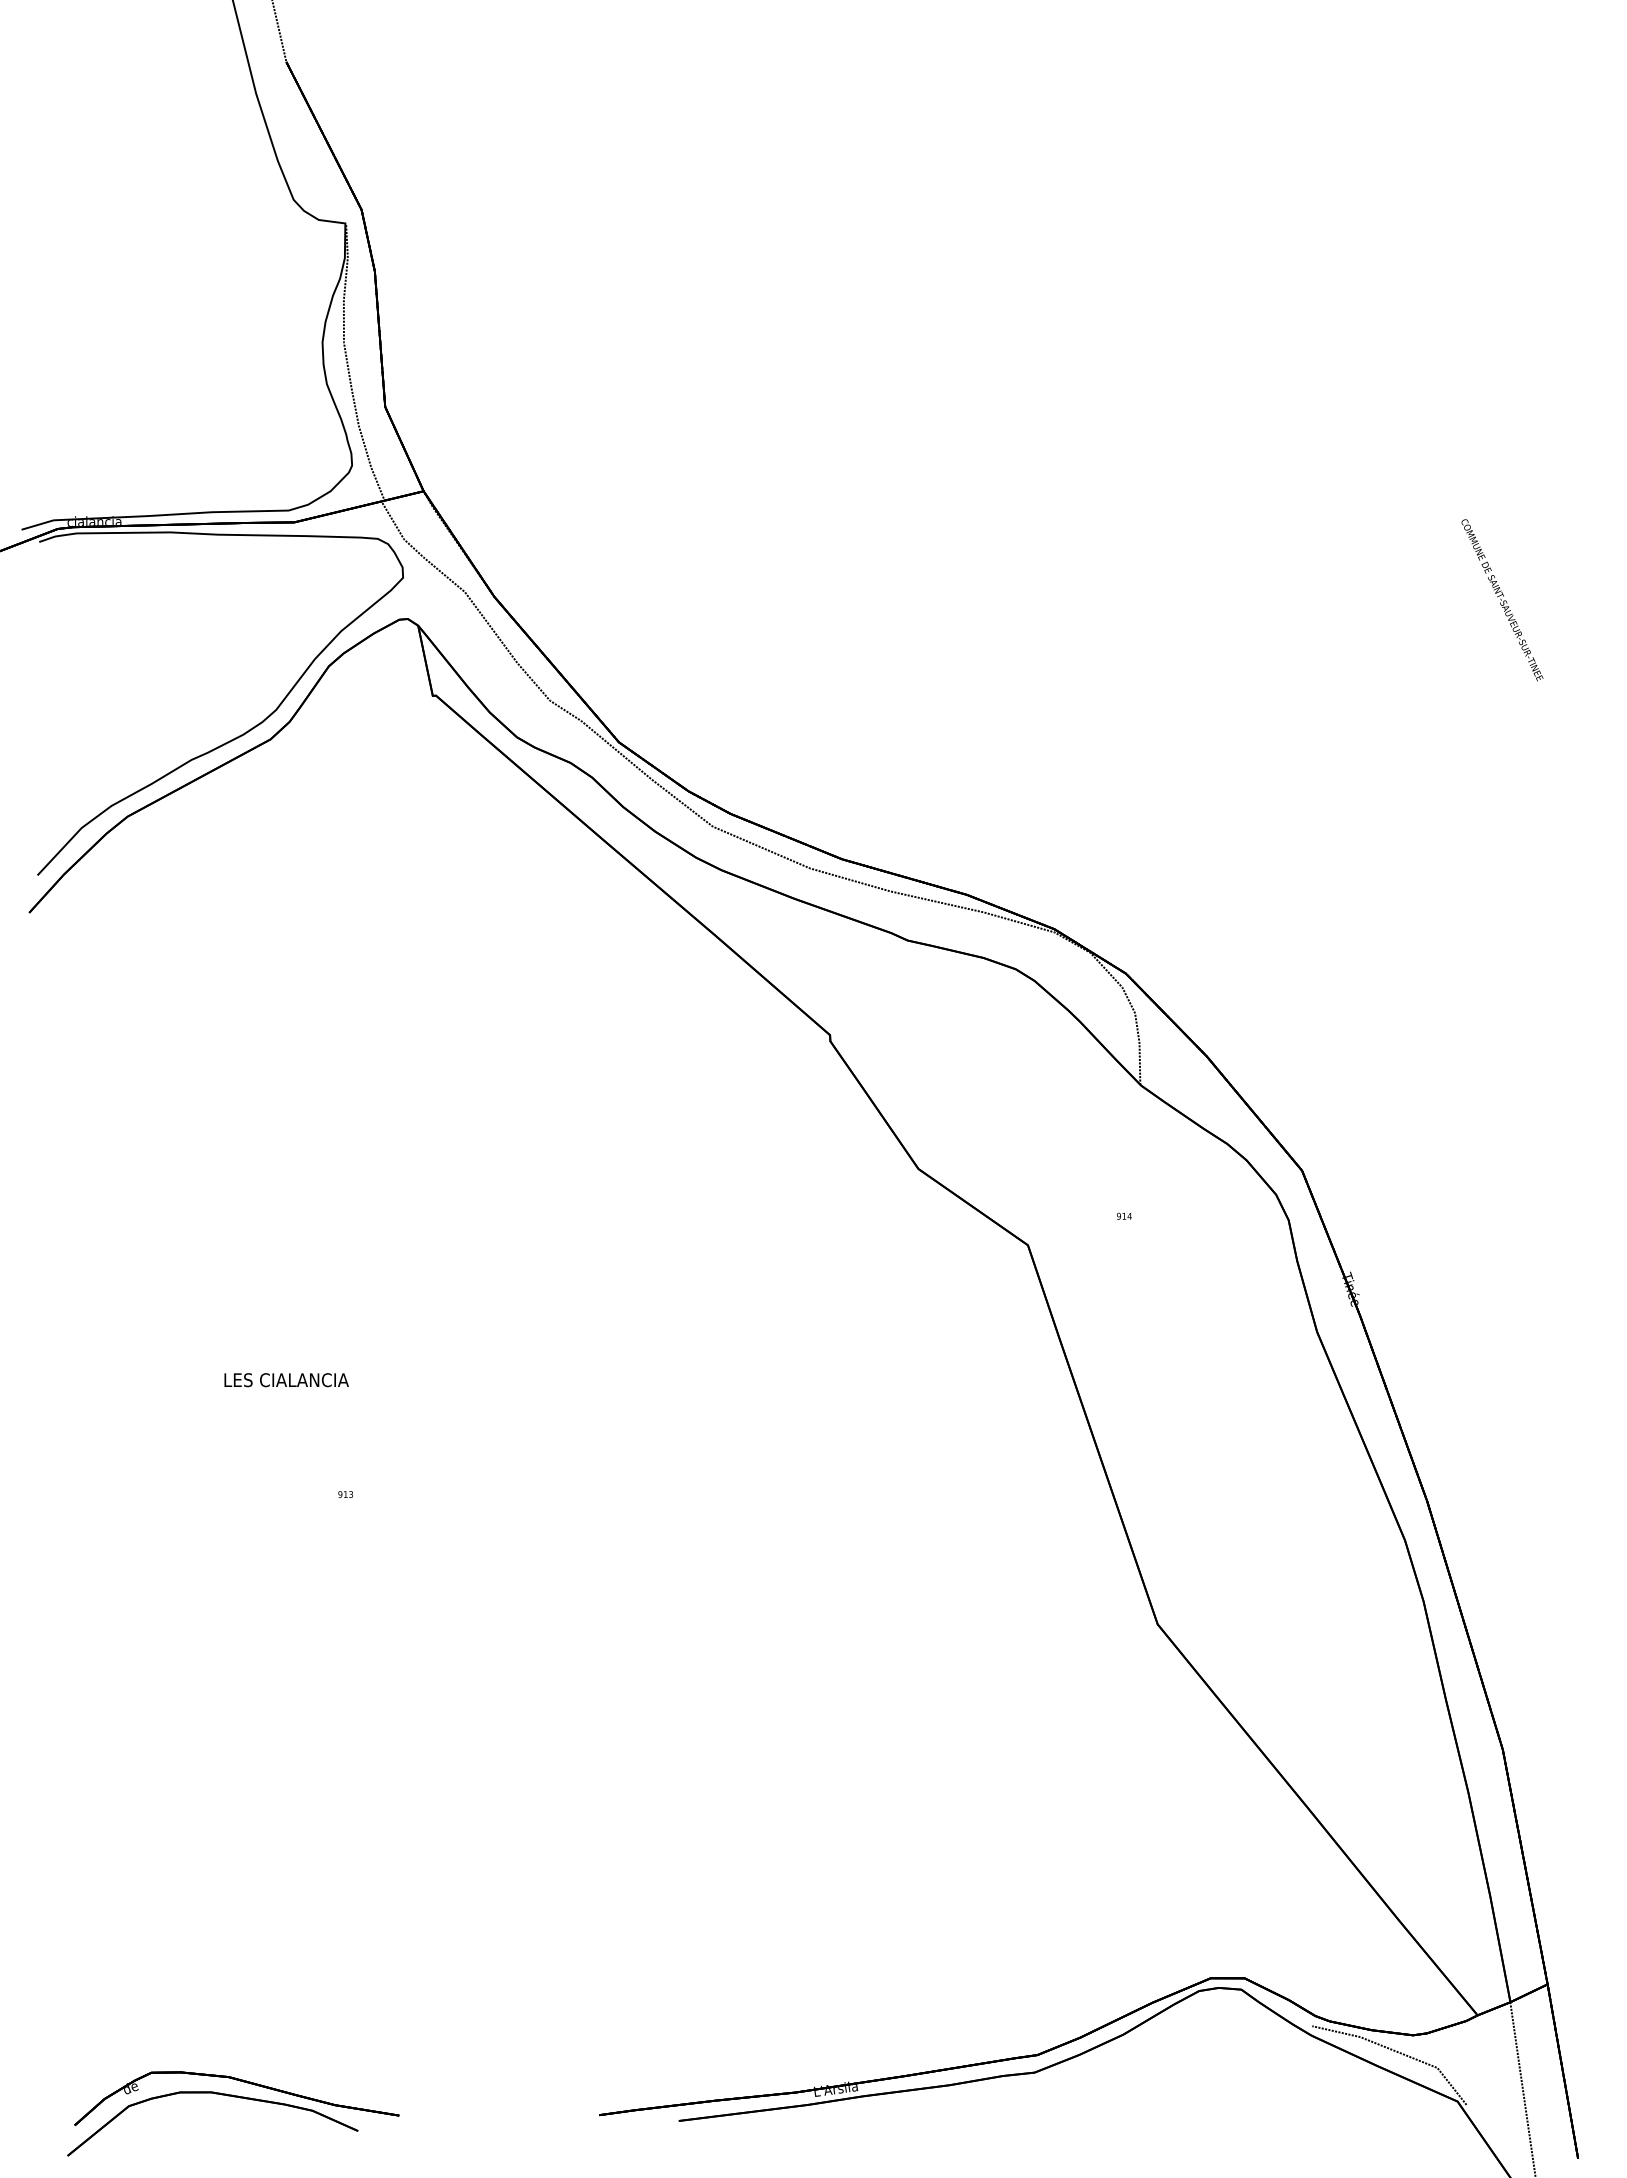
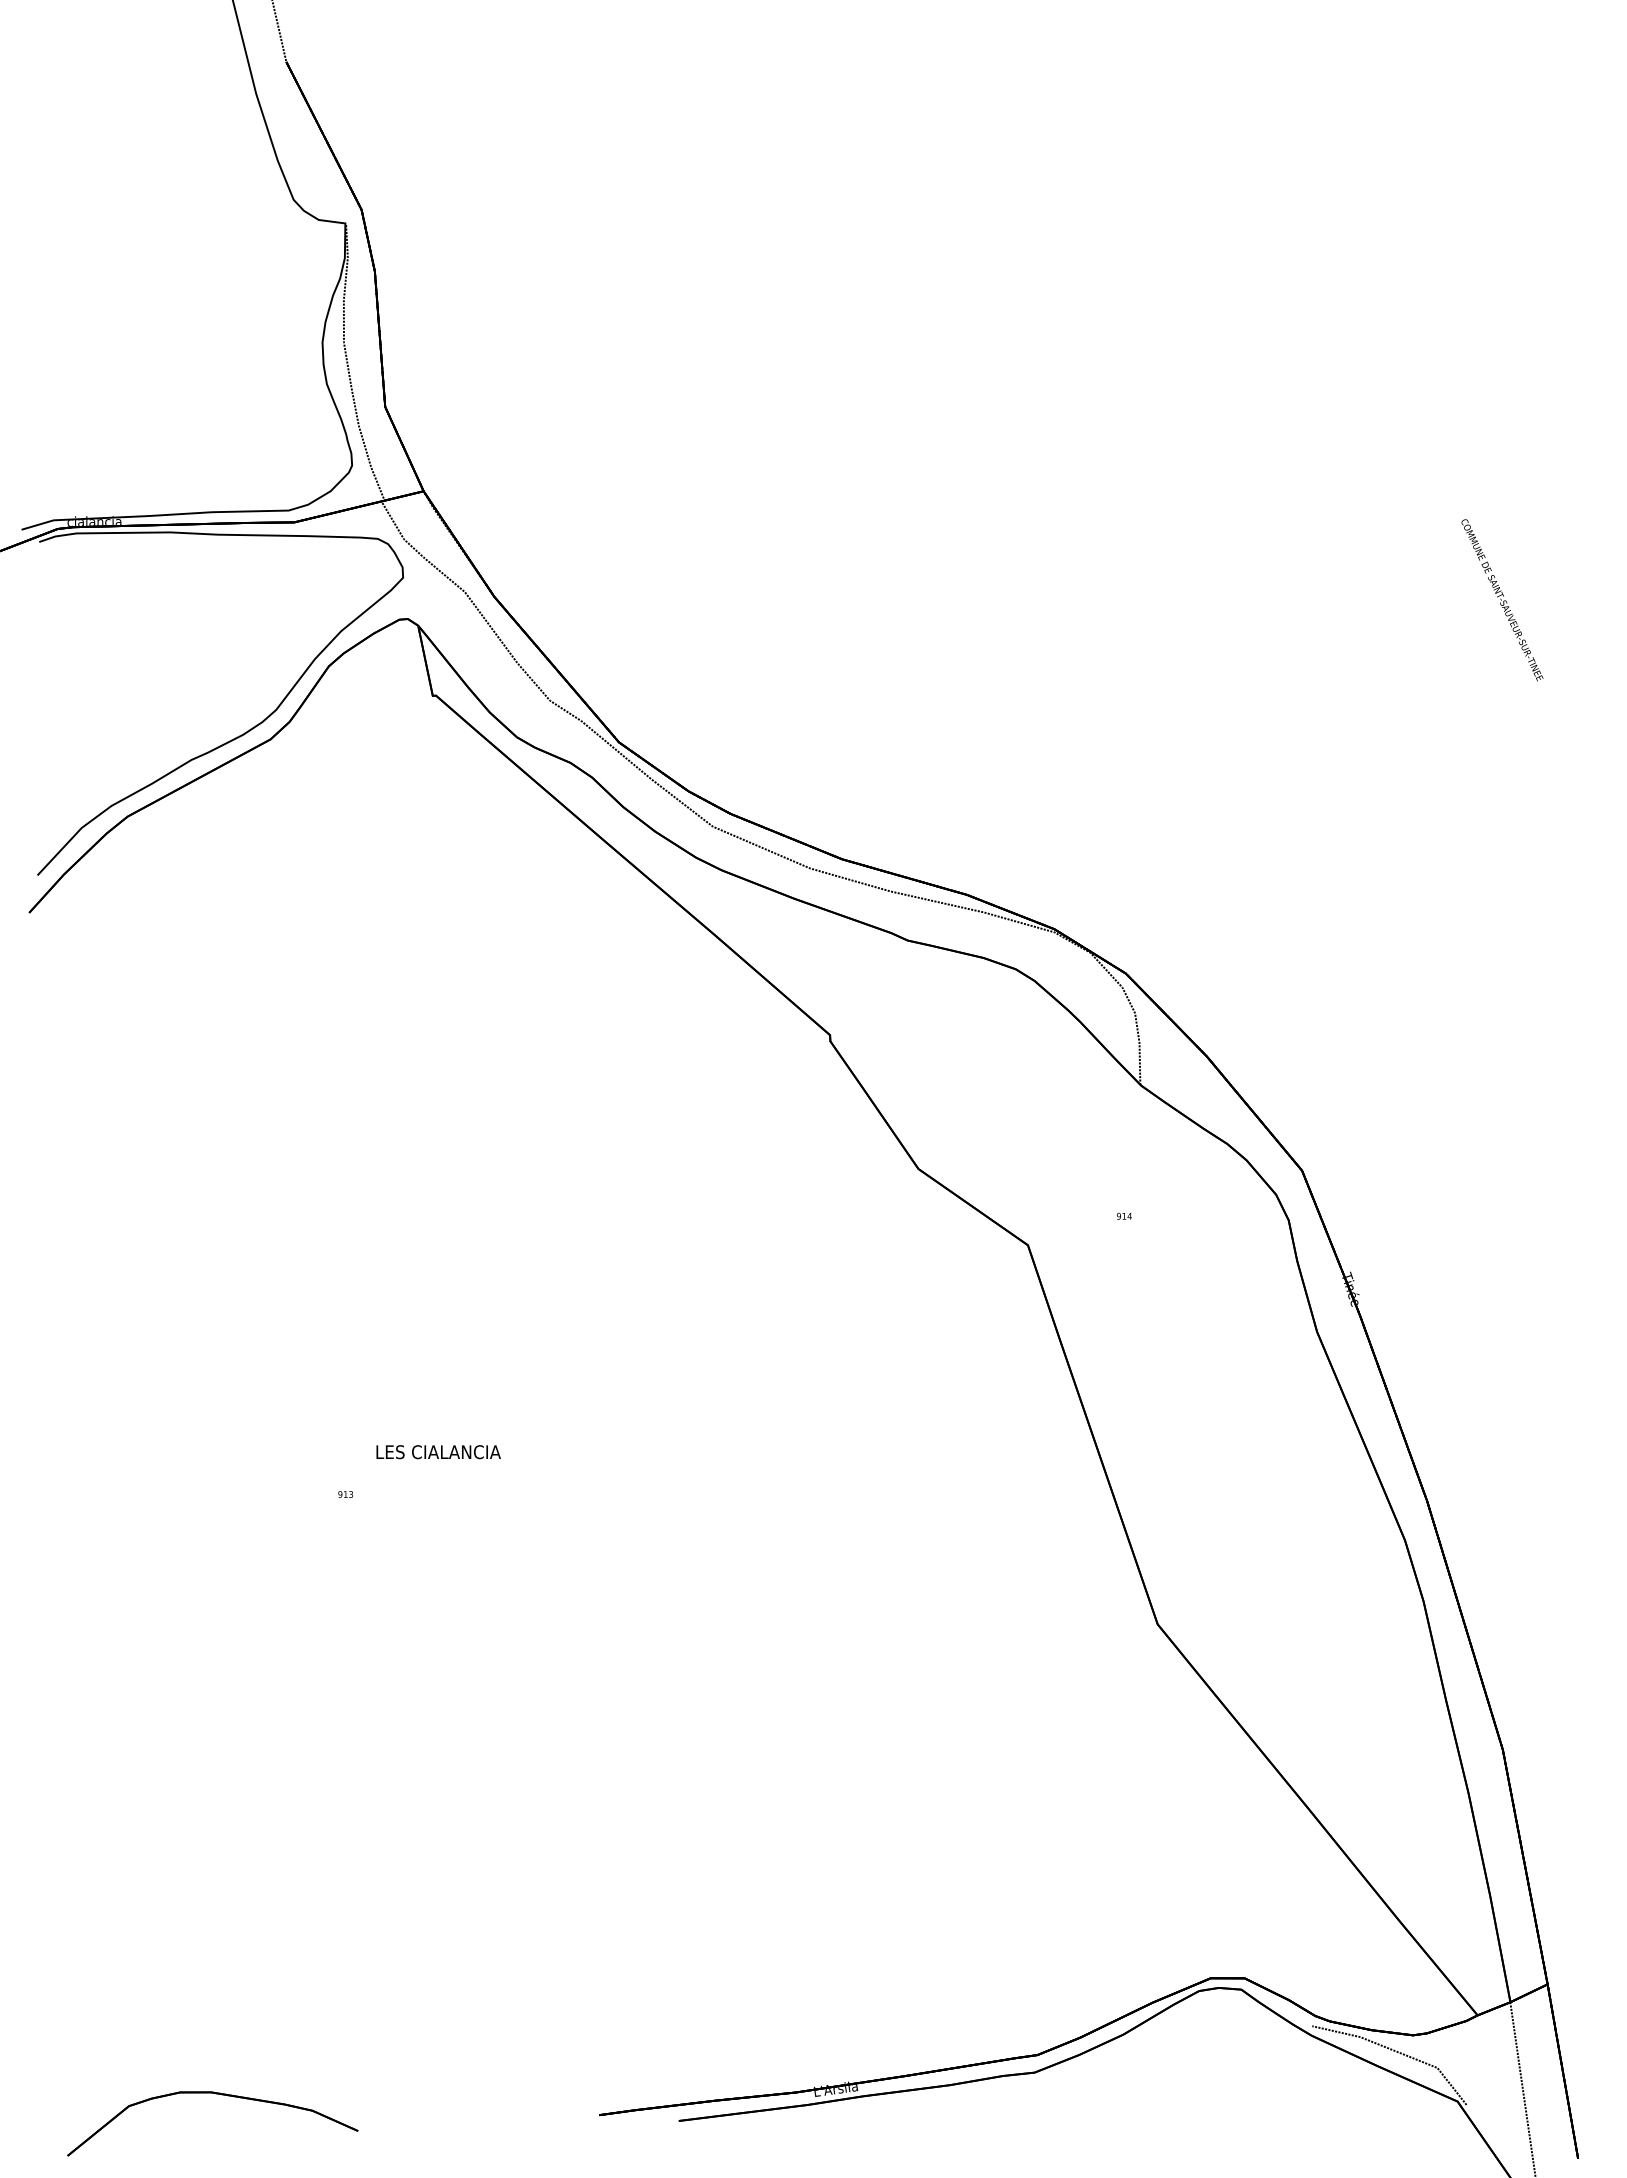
text position: (286, 1380) -> (438, 1452) (438, 1452)
part: present -> none (240, 2081)
